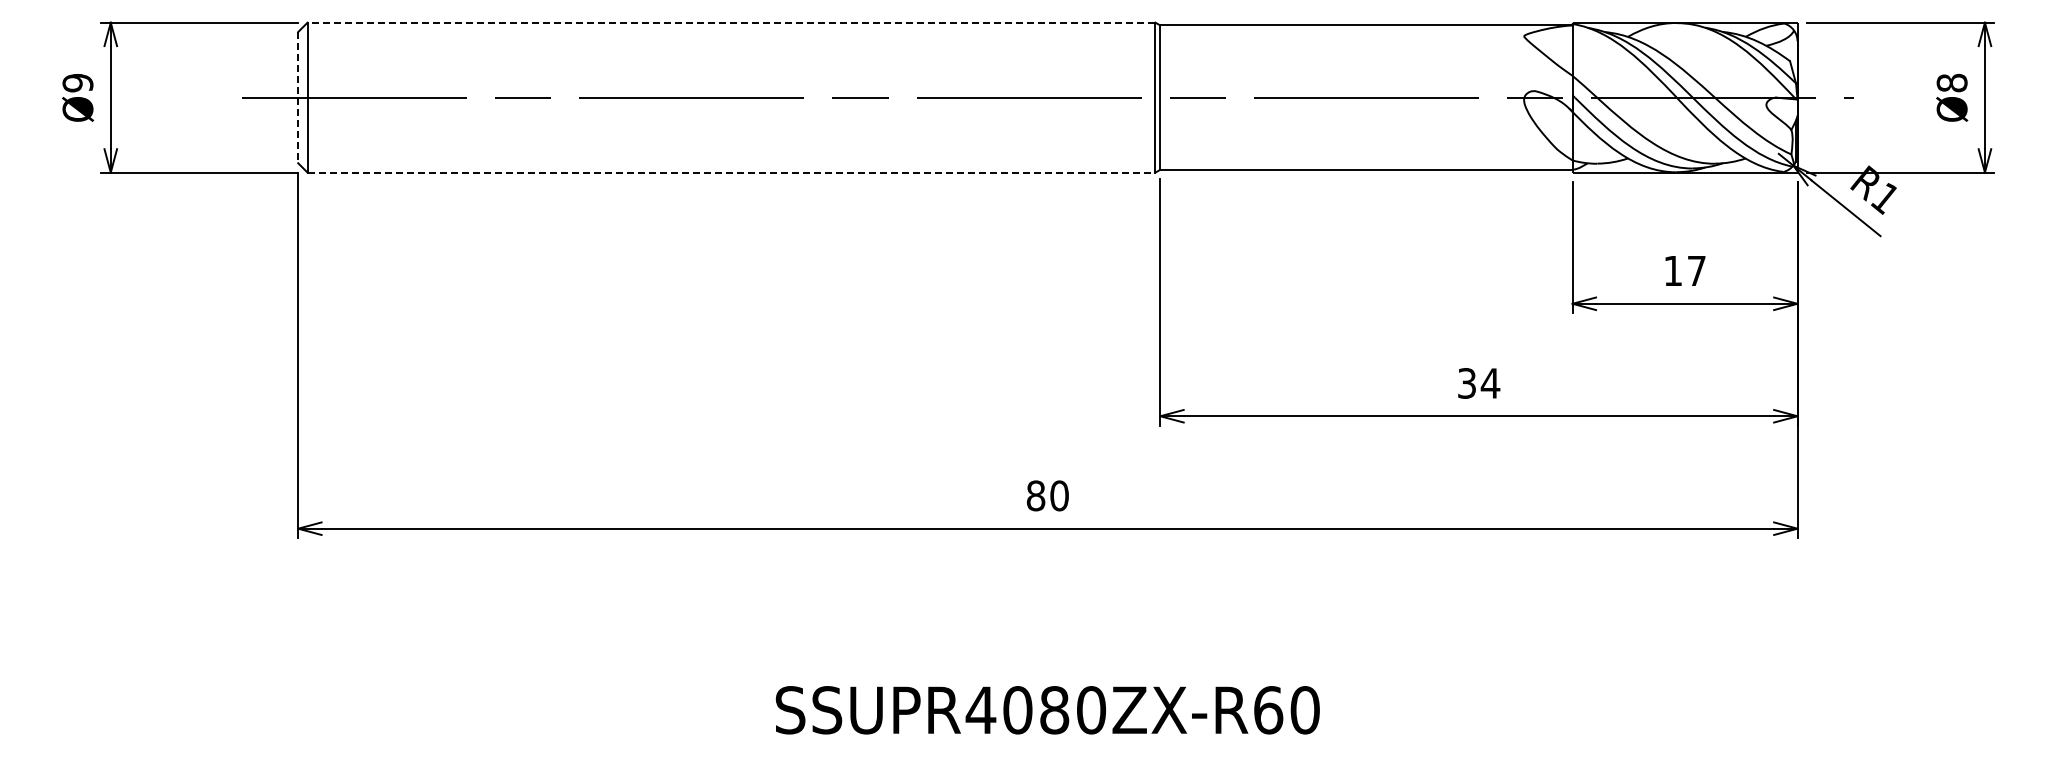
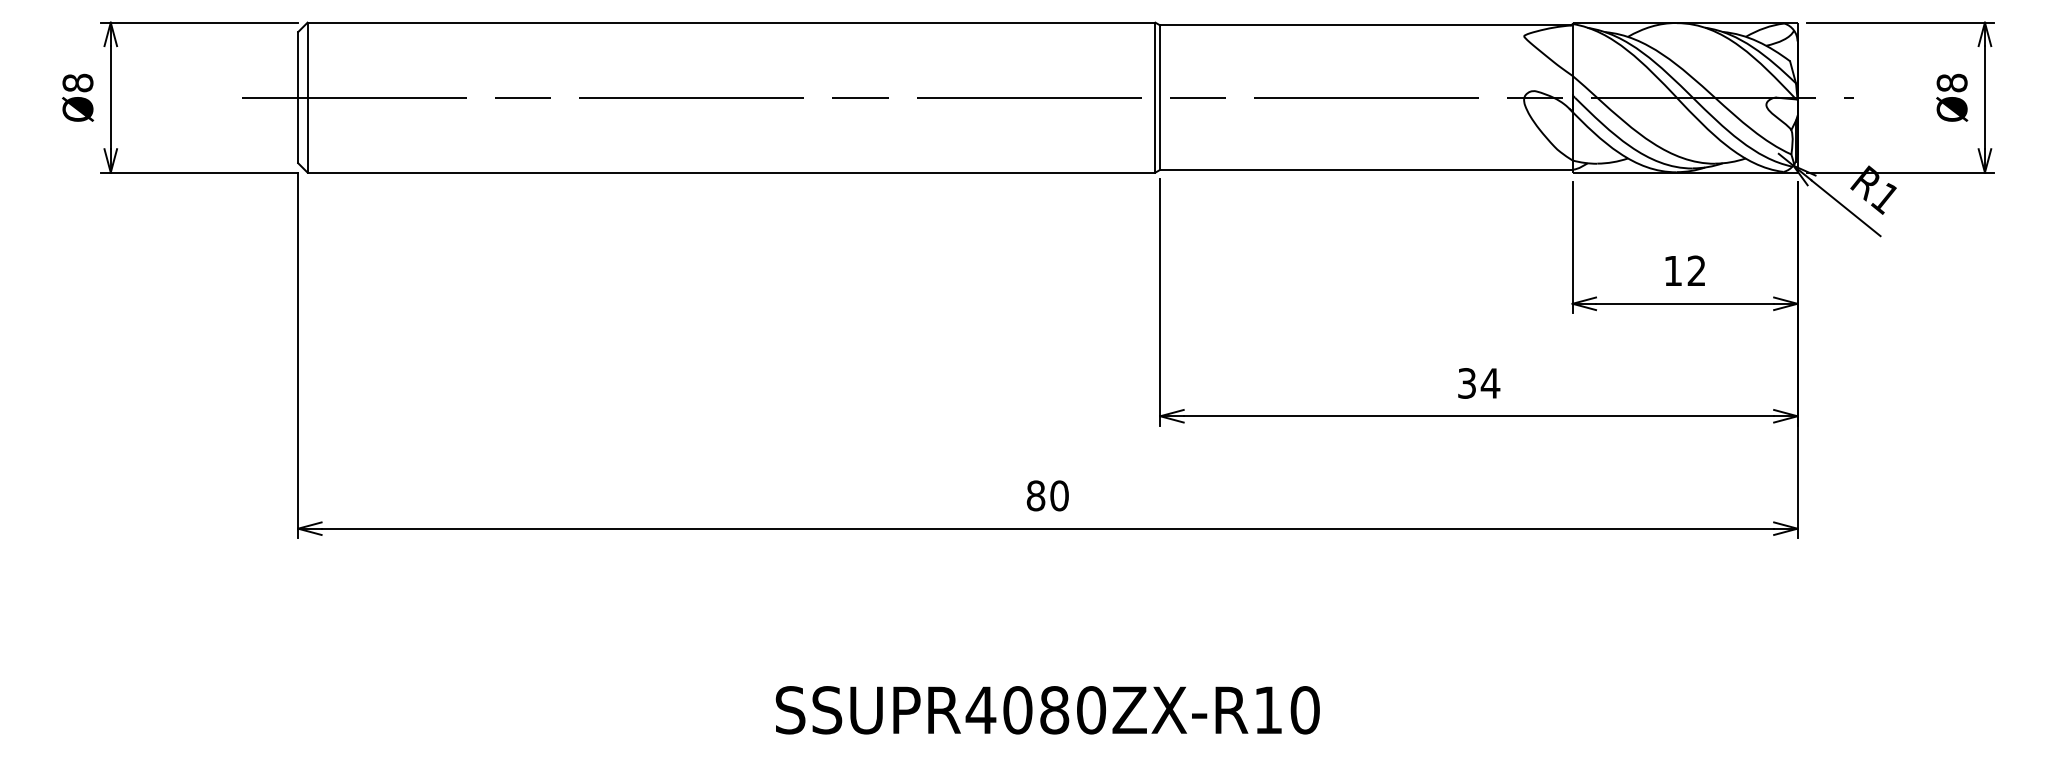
line: dashed -> solid (731, 22)
text: Ø9 -> Ø8 (77, 82)
line: dashed -> solid (298, 97)
line: dashed -> solid (731, 172)
text: 17 -> 12 (1696, 270)
text: SSUPR4080ZX-R60 -> SSUPR4080ZX-R10 (1268, 710)
